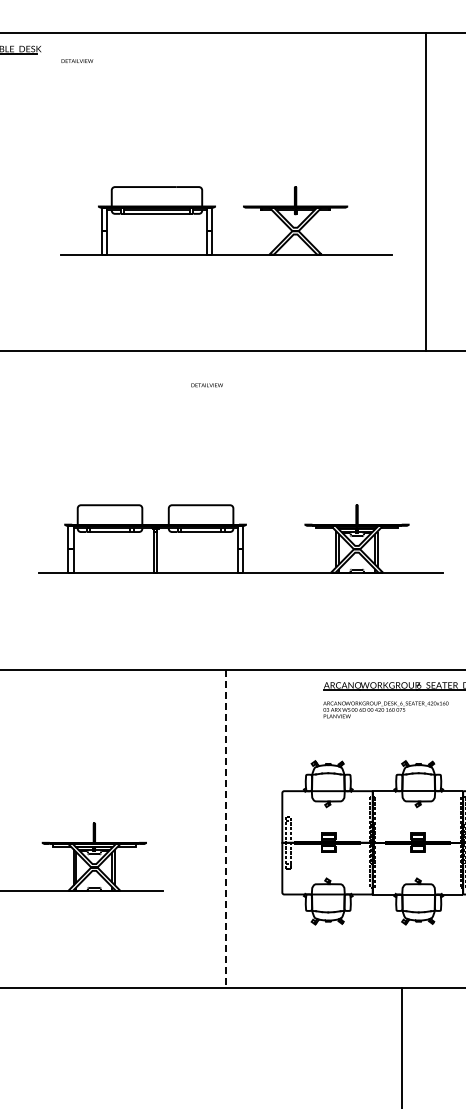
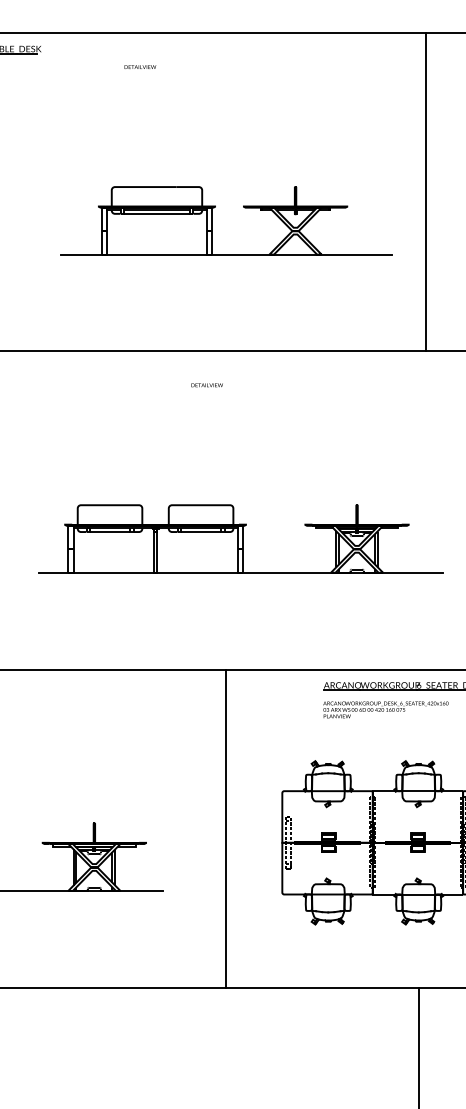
text position: (77, 60) -> (140, 66) (140, 66)
line: dashed -> solid (225, 829)
line position: (401, 1046) -> (418, 1046) (418, 1046)
